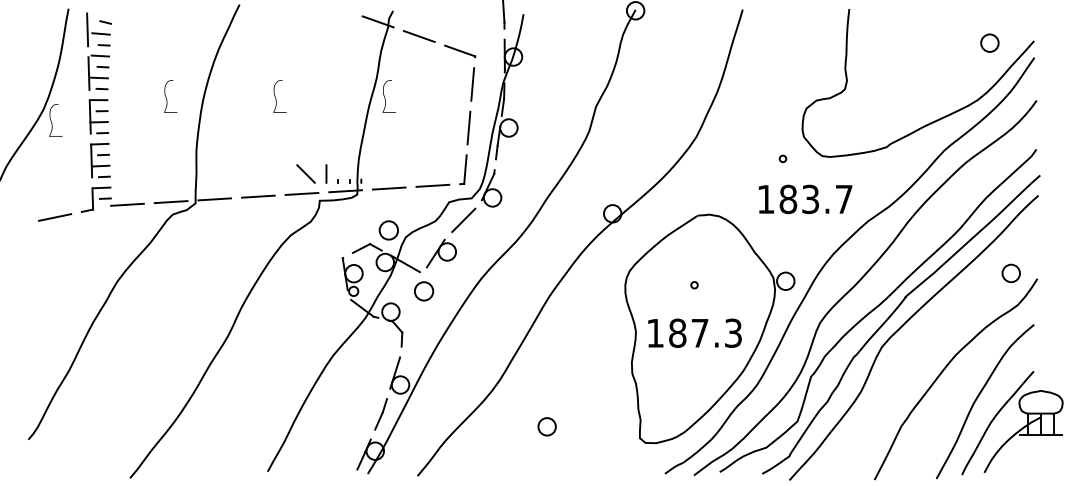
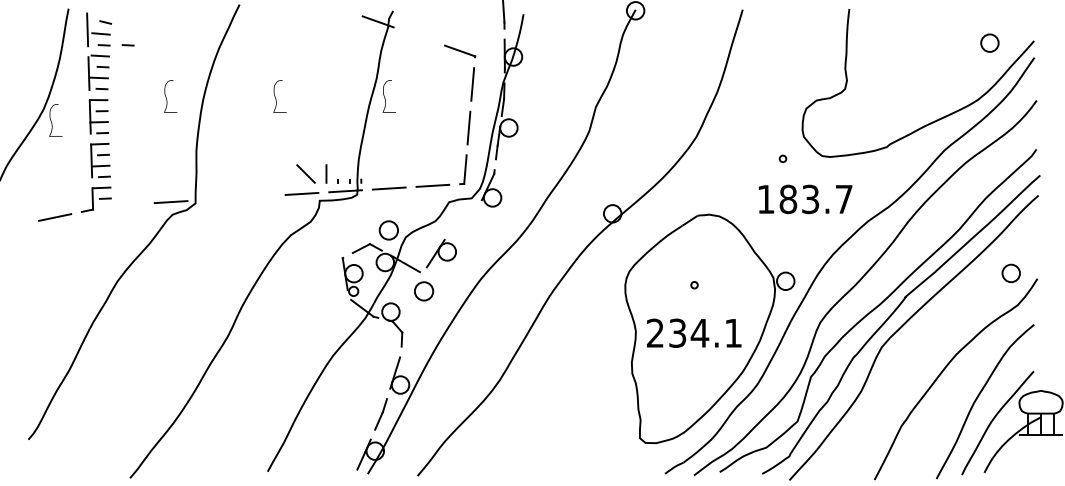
line: present -> none (418, 36)
line: none -> present (127, 45)
line: present -> none (258, 196)
line: present -> none (214, 199)
line: present -> none (127, 204)
line: present -> none (463, 220)
text: 187.3 -> 234.1 (694, 332)
part: present -> none (546, 426)
